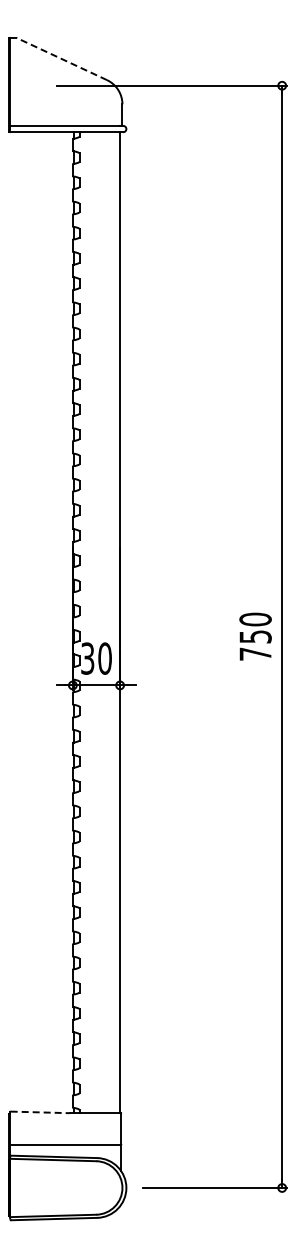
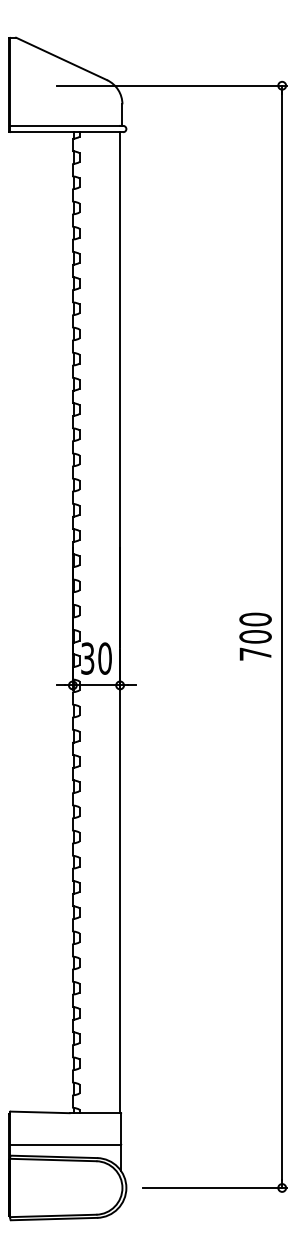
line: dashed -> solid (61, 58)
text: 750 -> 700 (255, 636)
line: dashed -> solid (40, 1112)
